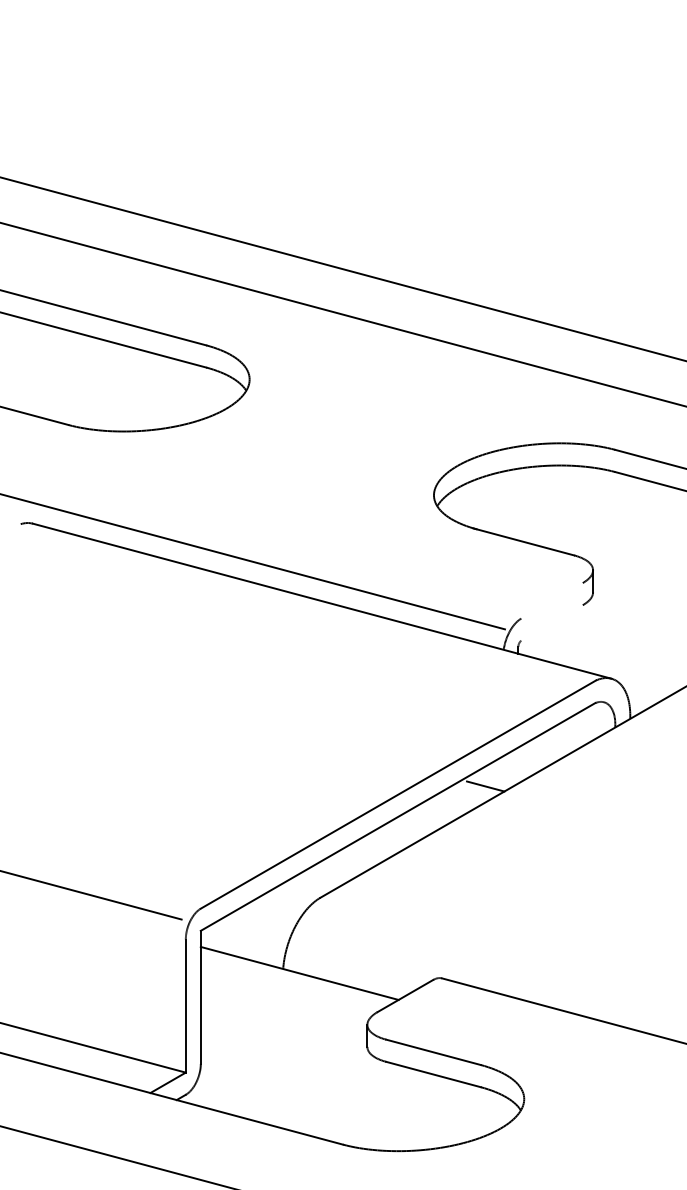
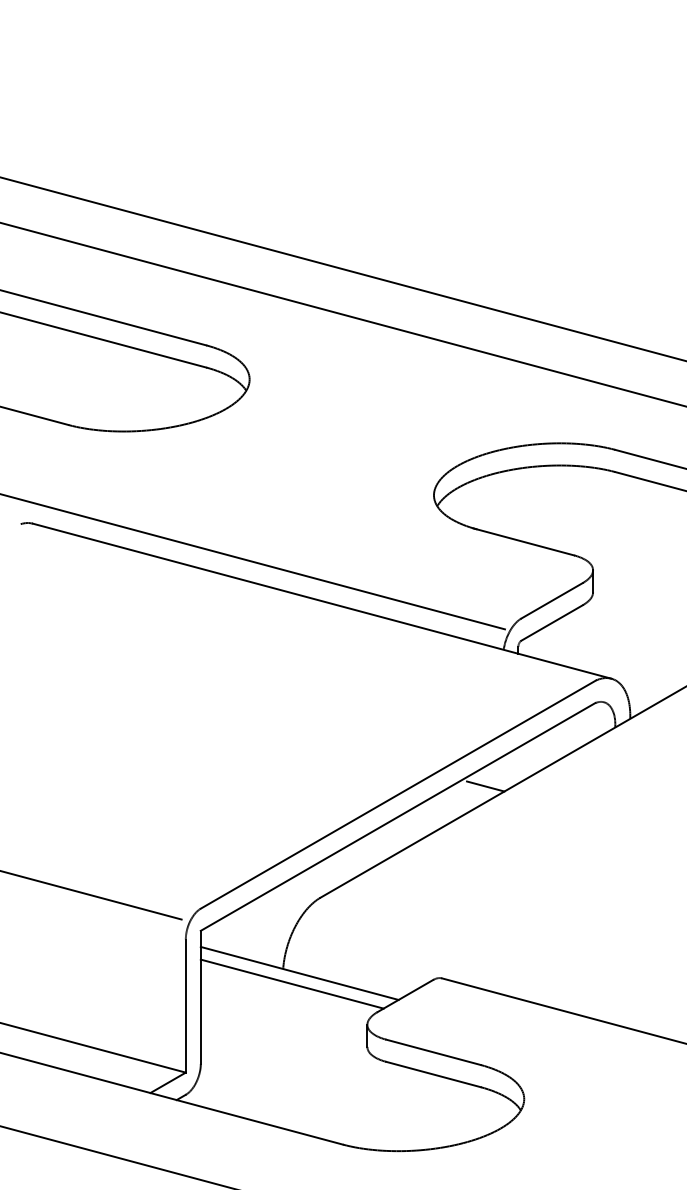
line: none -> present (551, 600)
line: none -> present (551, 622)
line: none -> present (291, 983)
